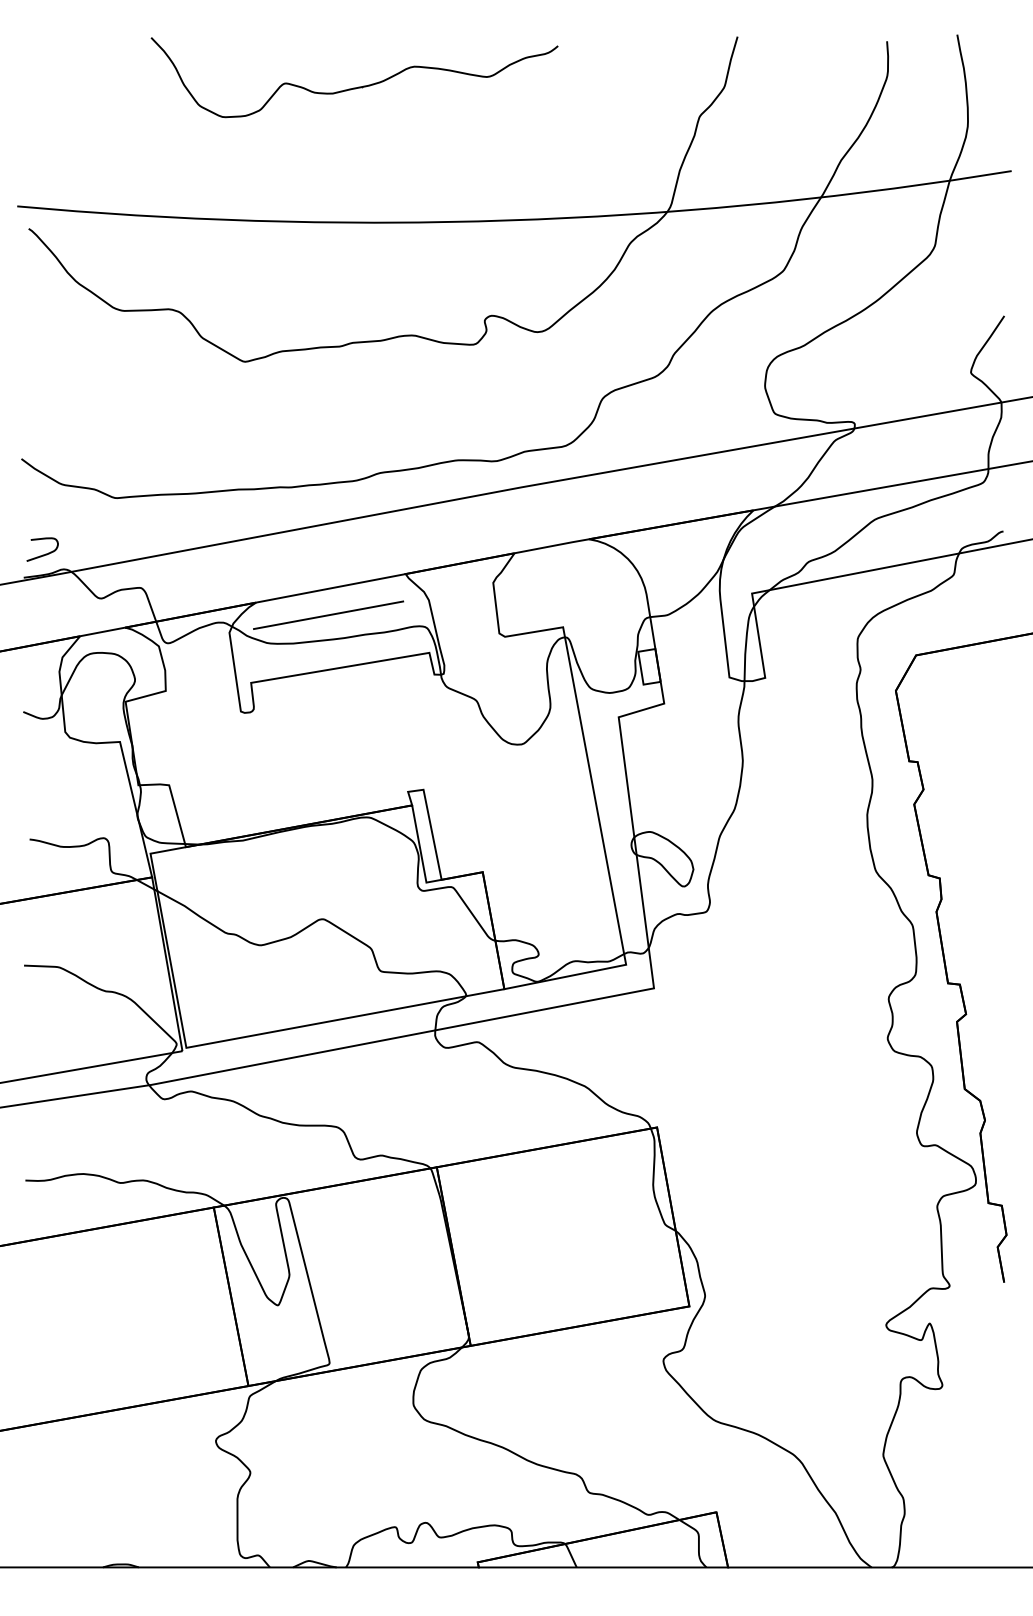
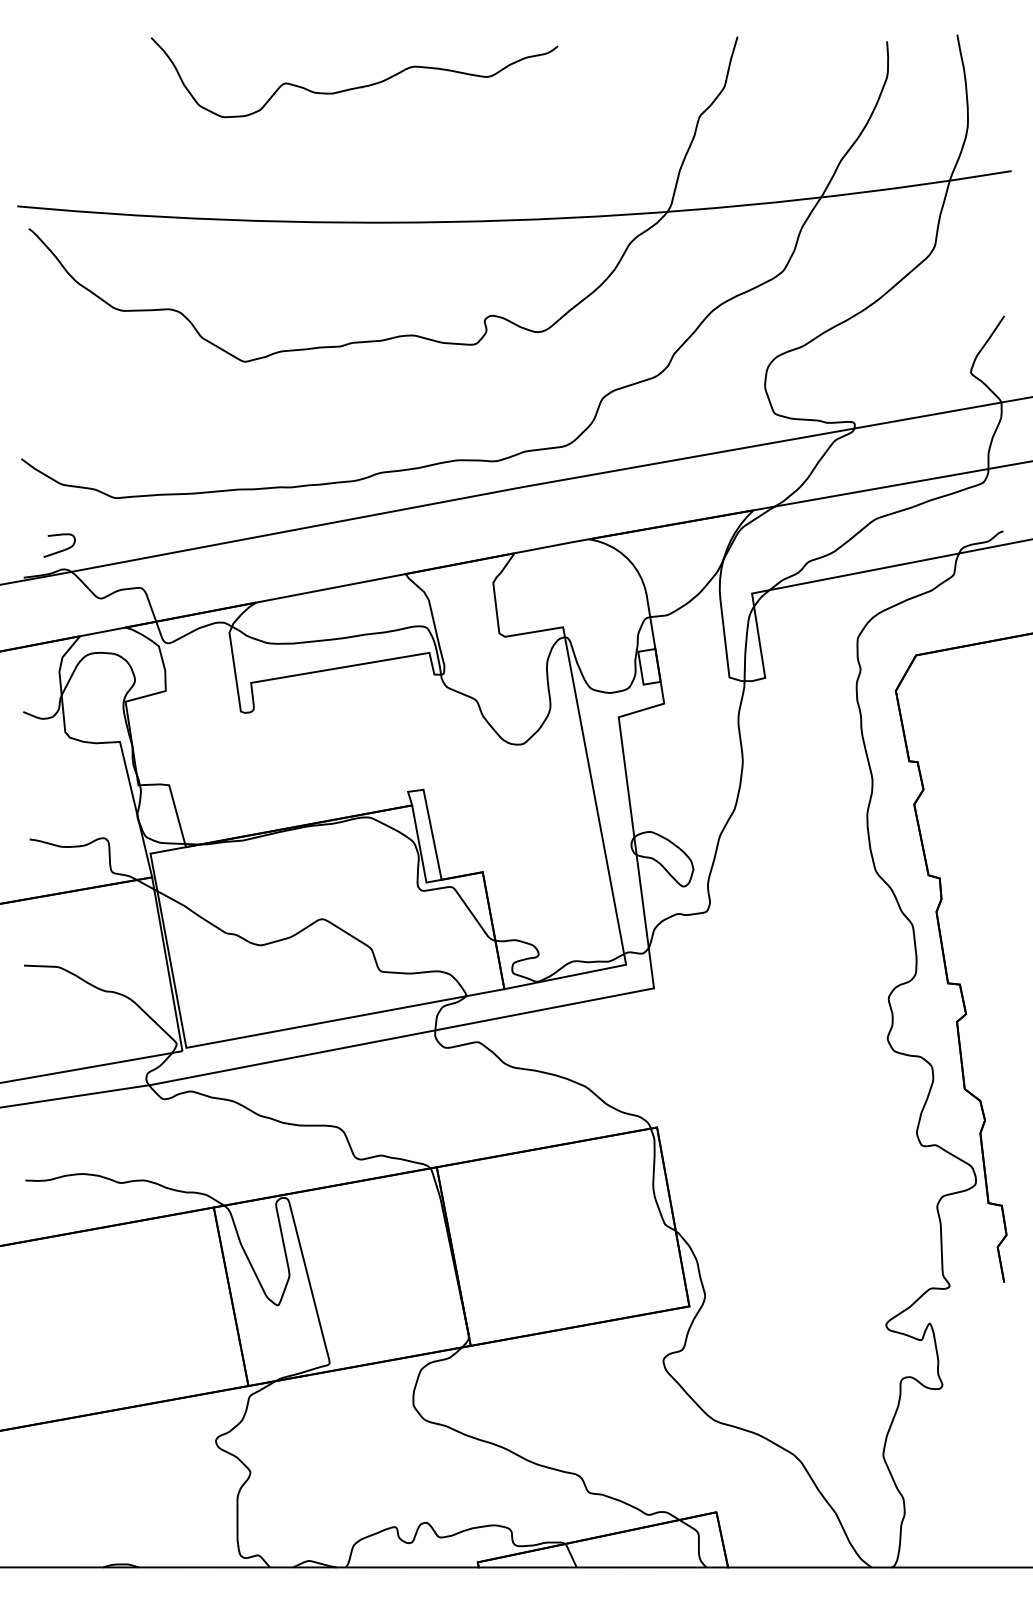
curve position: (45, 553) -> (62, 549) (62, 549)
line: present -> none (328, 615)
